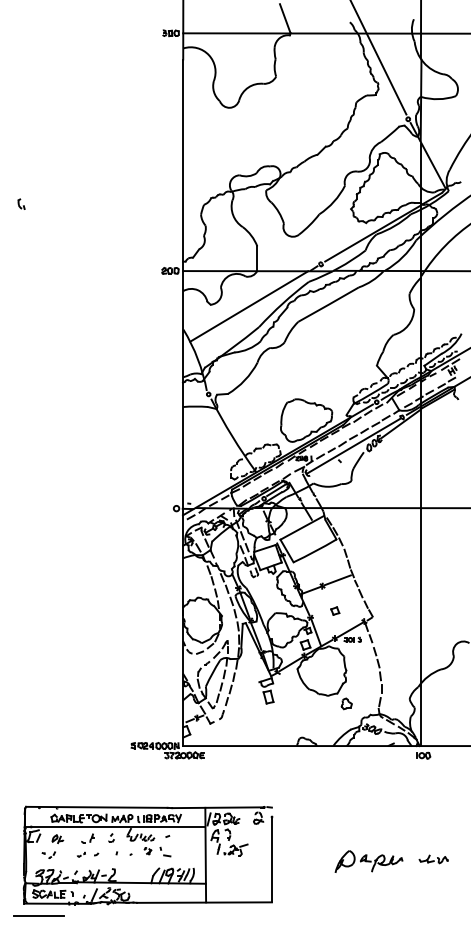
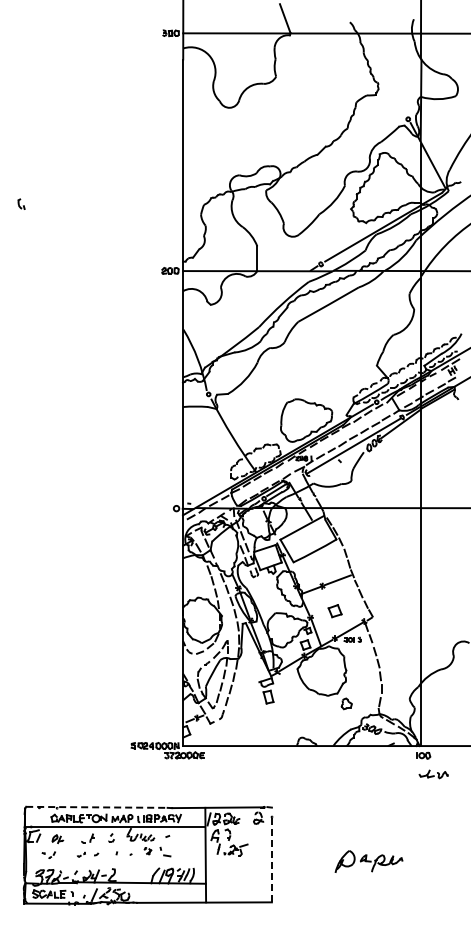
line: present -> none (378, 58)
line: present -> none (249, 306)
part size: 11x10 px -> 16x15 px (334, 611)
line: solid -> dashed (96, 807)
line: solid -> dashed (271, 859)
part position: (433, 859) -> (433, 774) (433, 774)
line: present -> none (38, 915)
